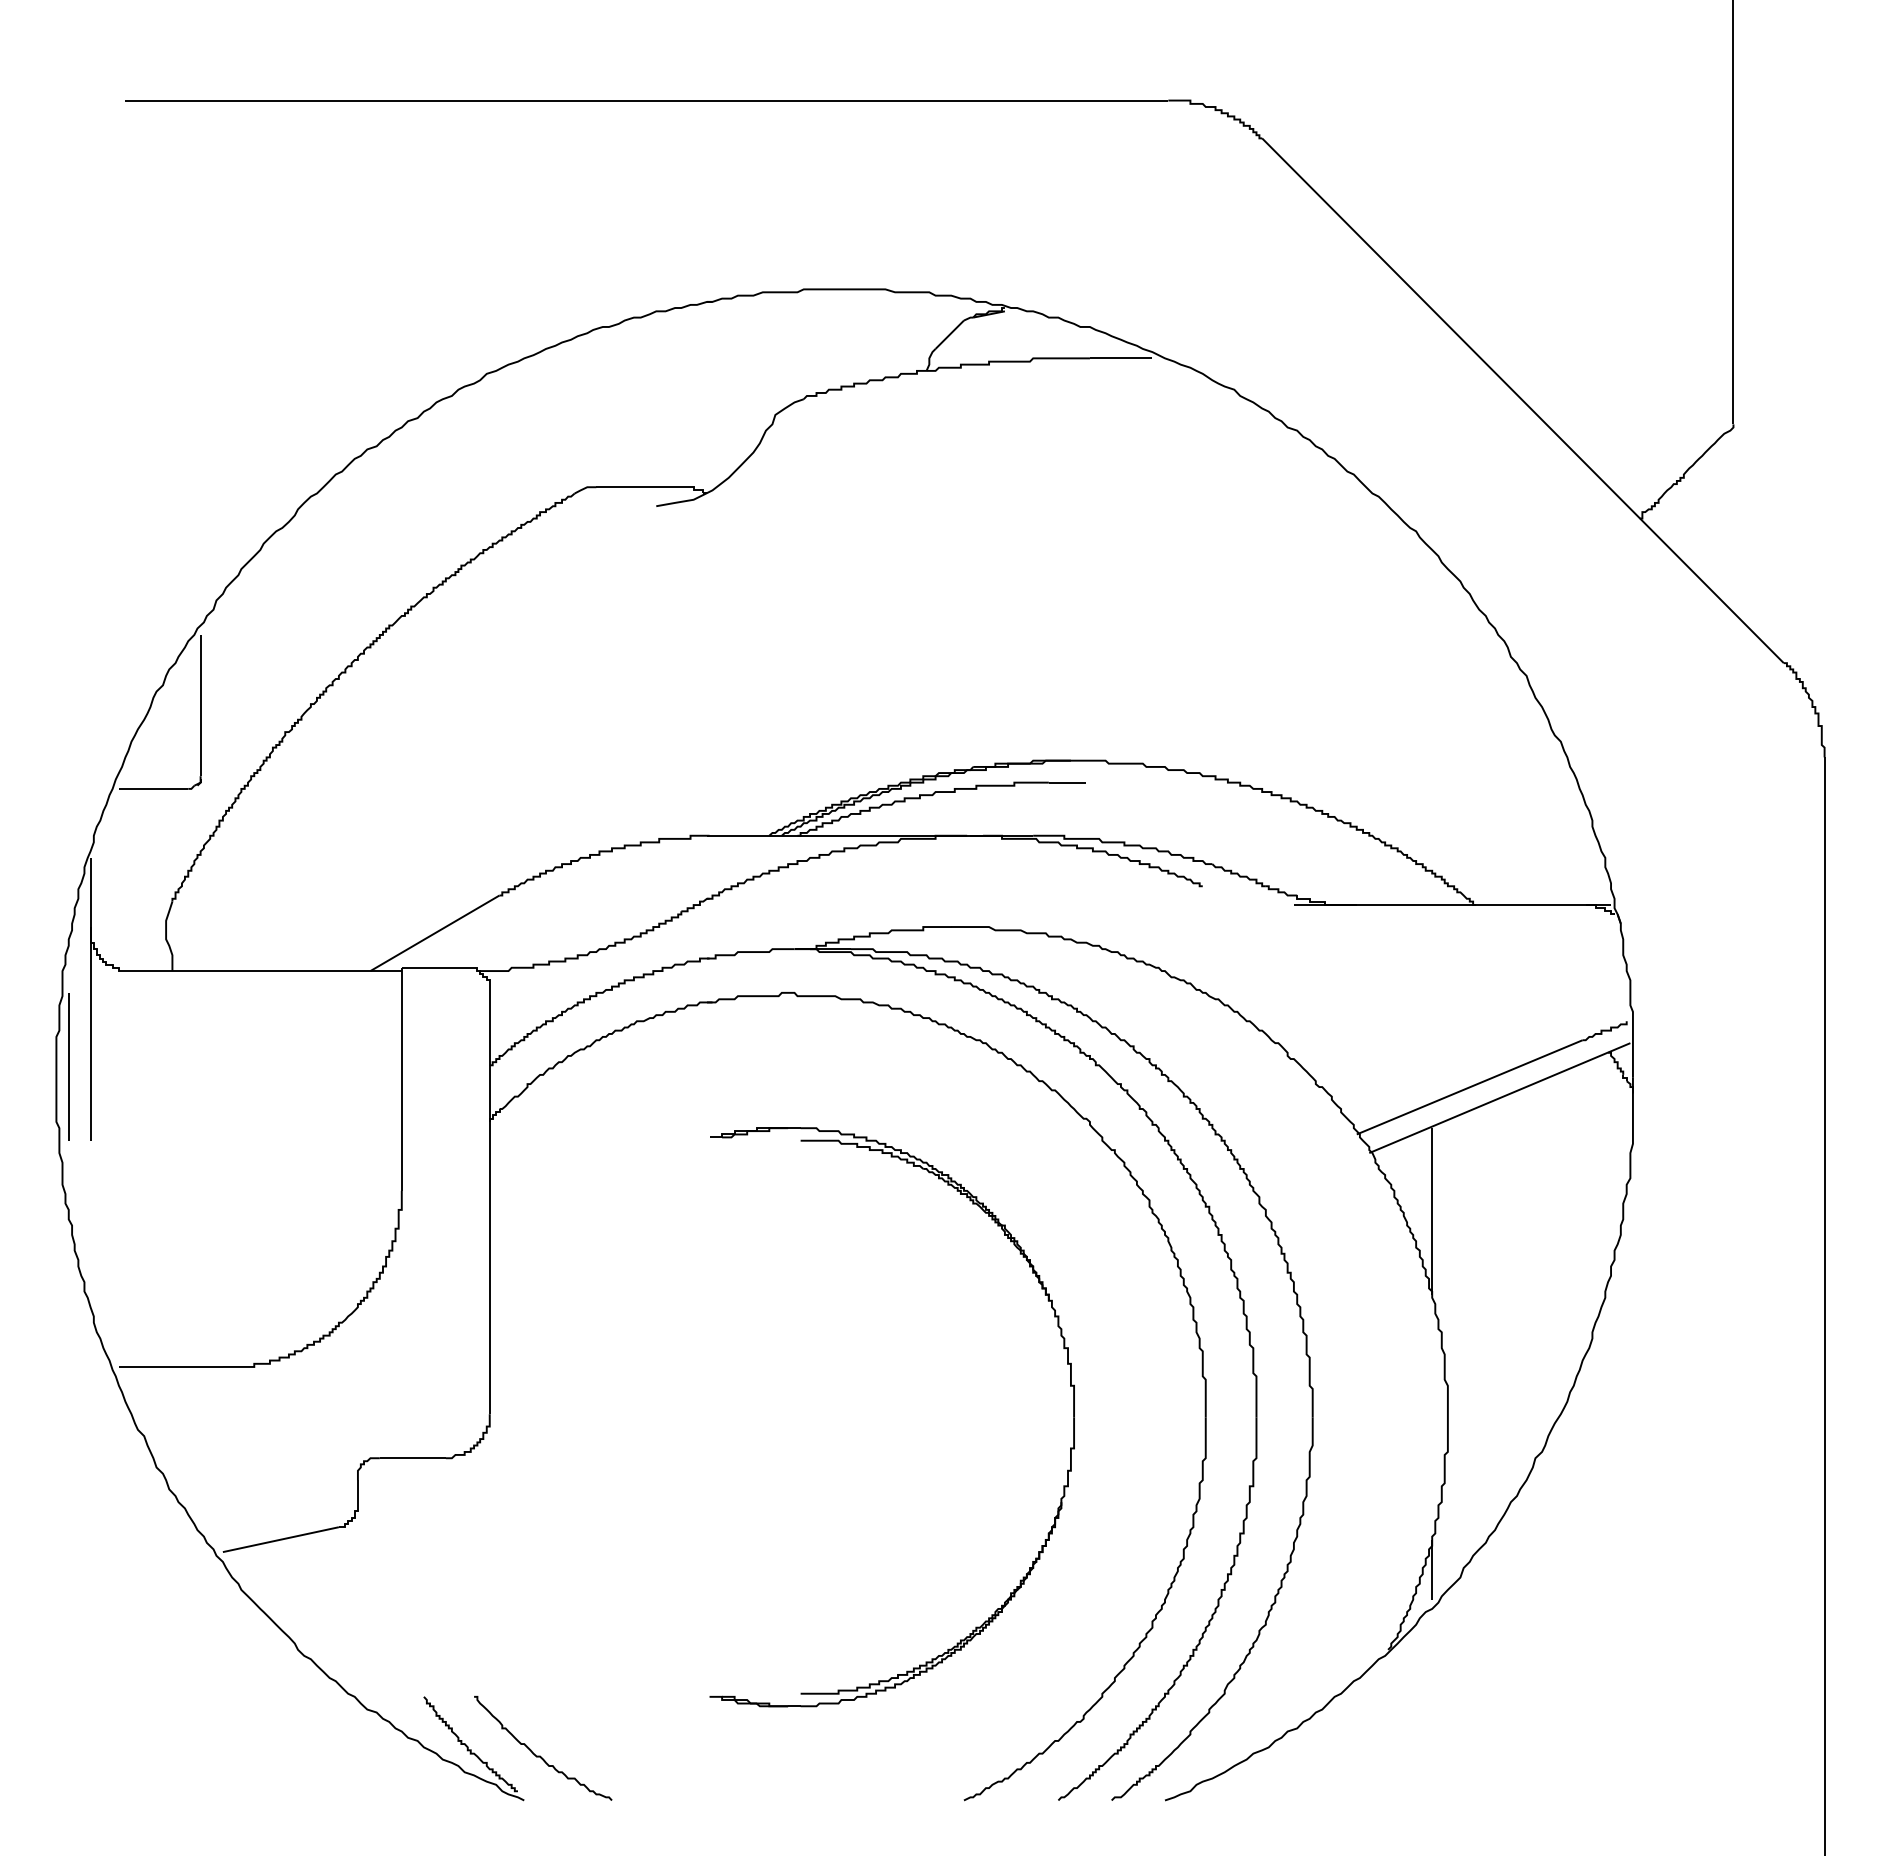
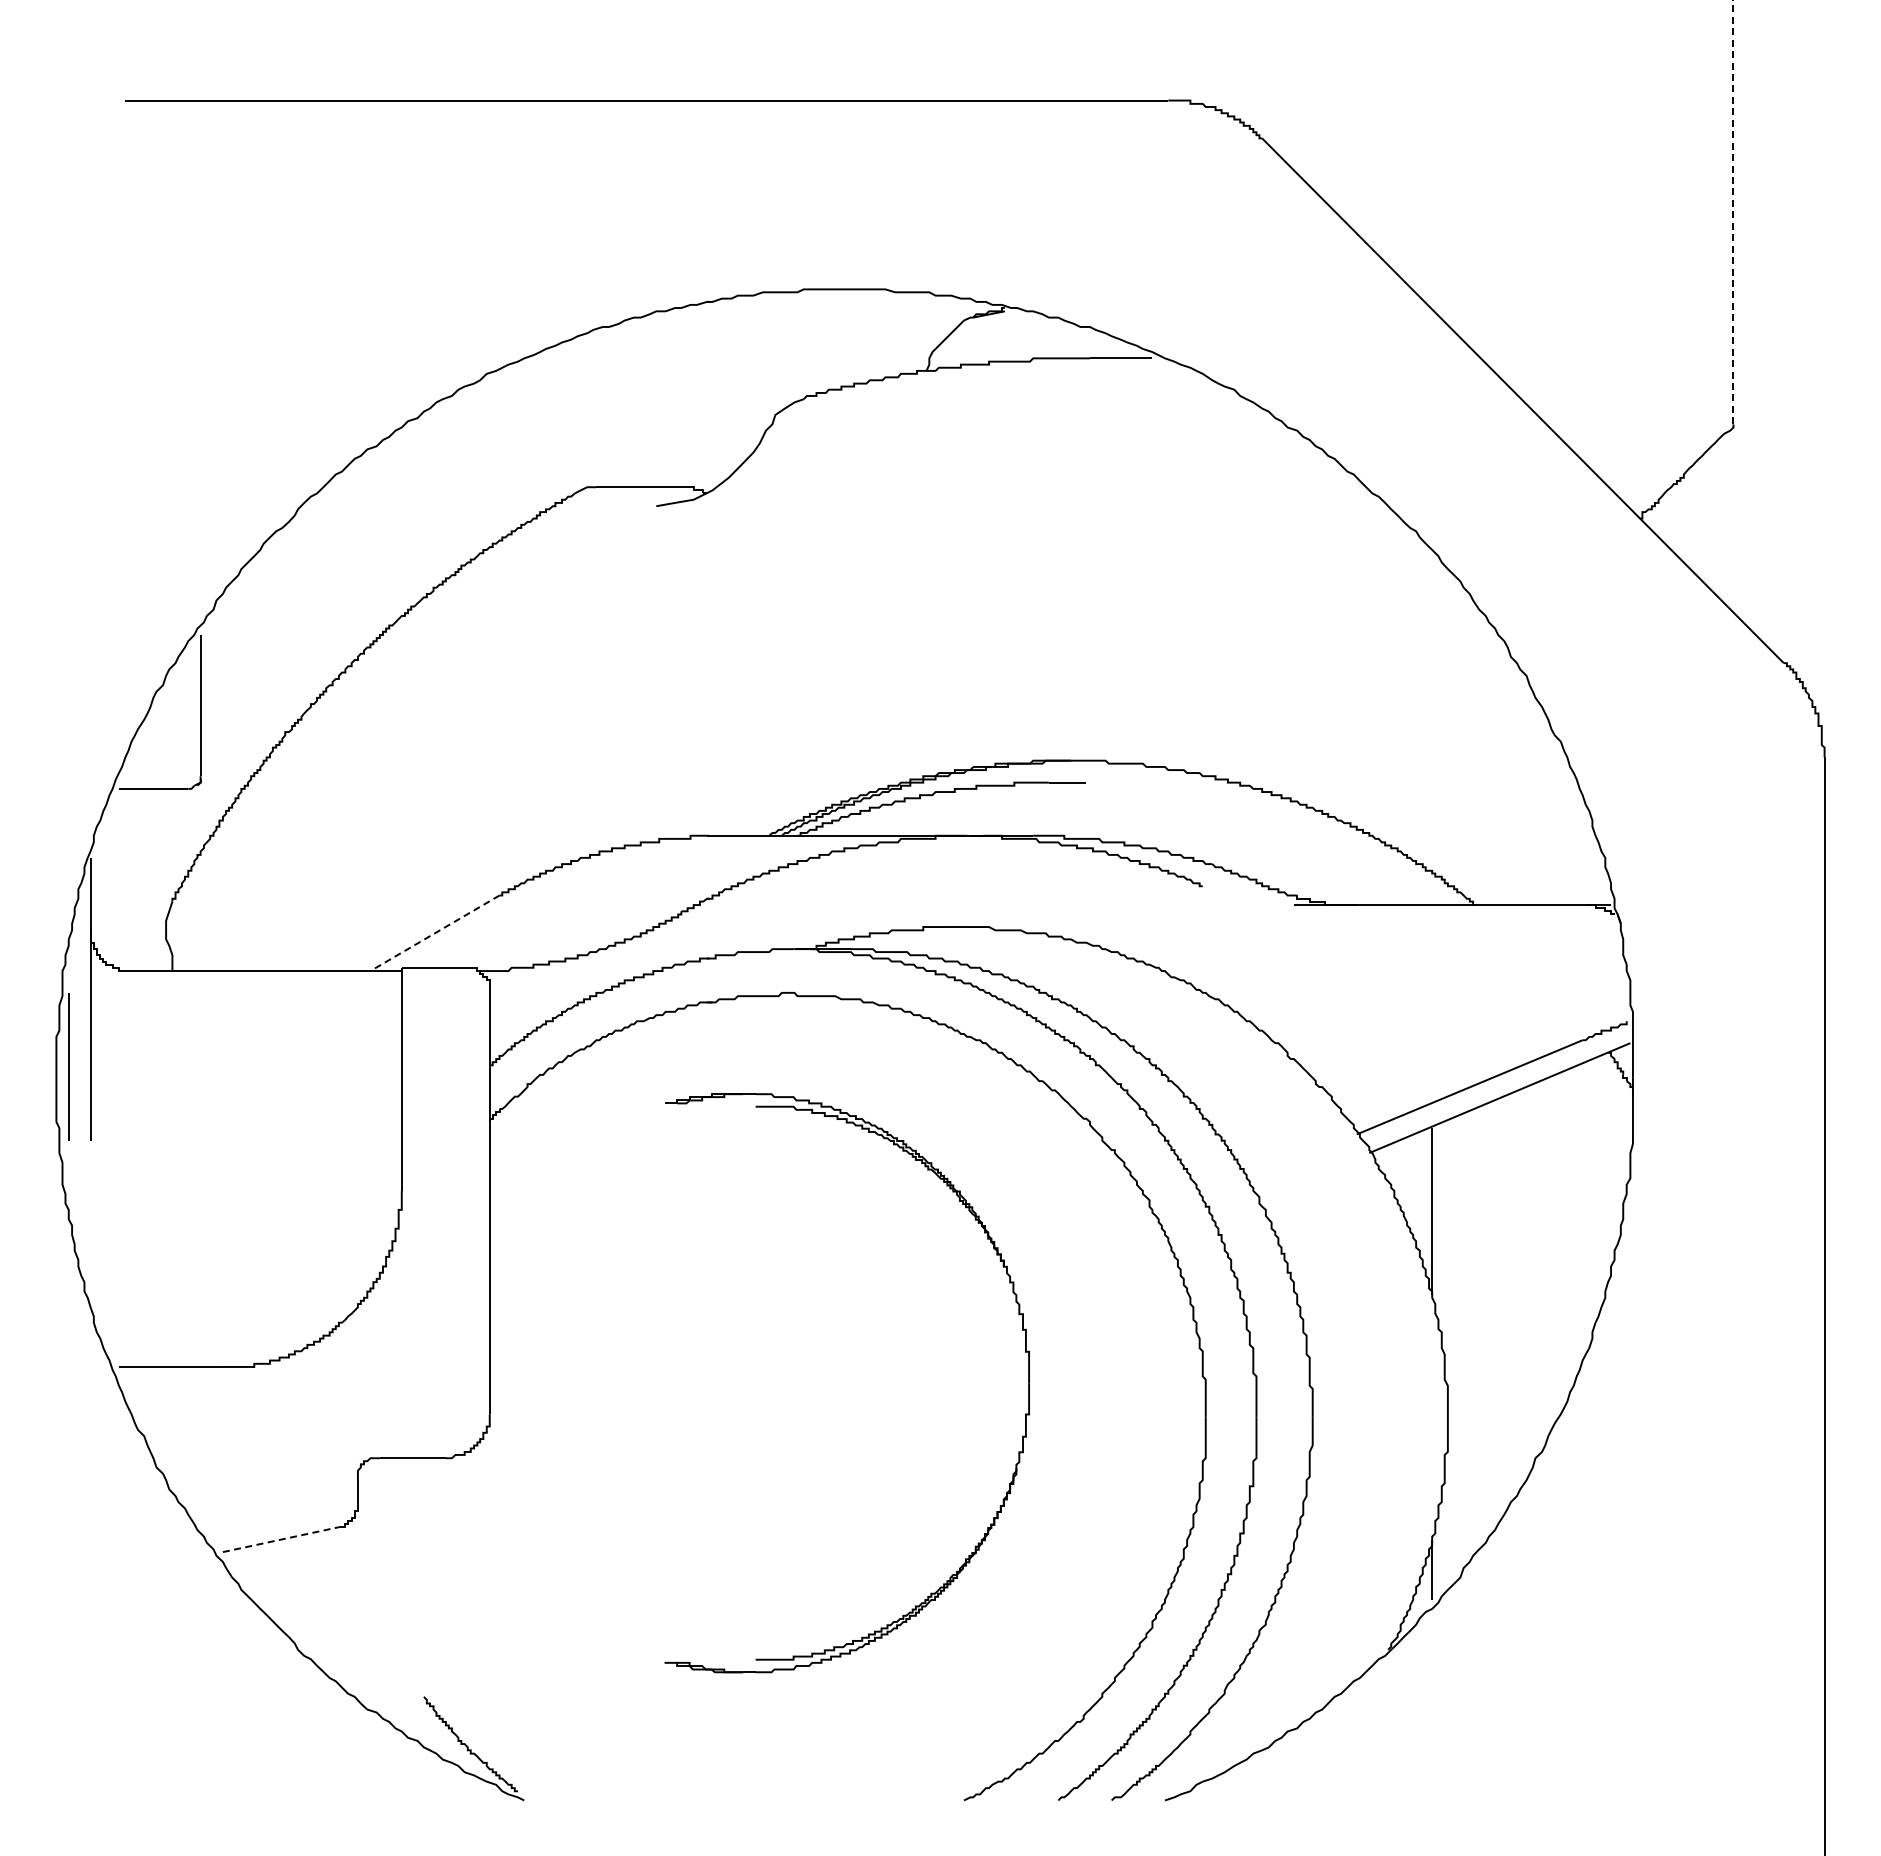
line: solid -> dashed (1733, 212)
line: solid -> dashed (434, 933)
part position: (1070, 1447) -> (1025, 1413) (1025, 1413)
line: solid -> dashed (281, 1539)
curve: present -> none (540, 1755)
